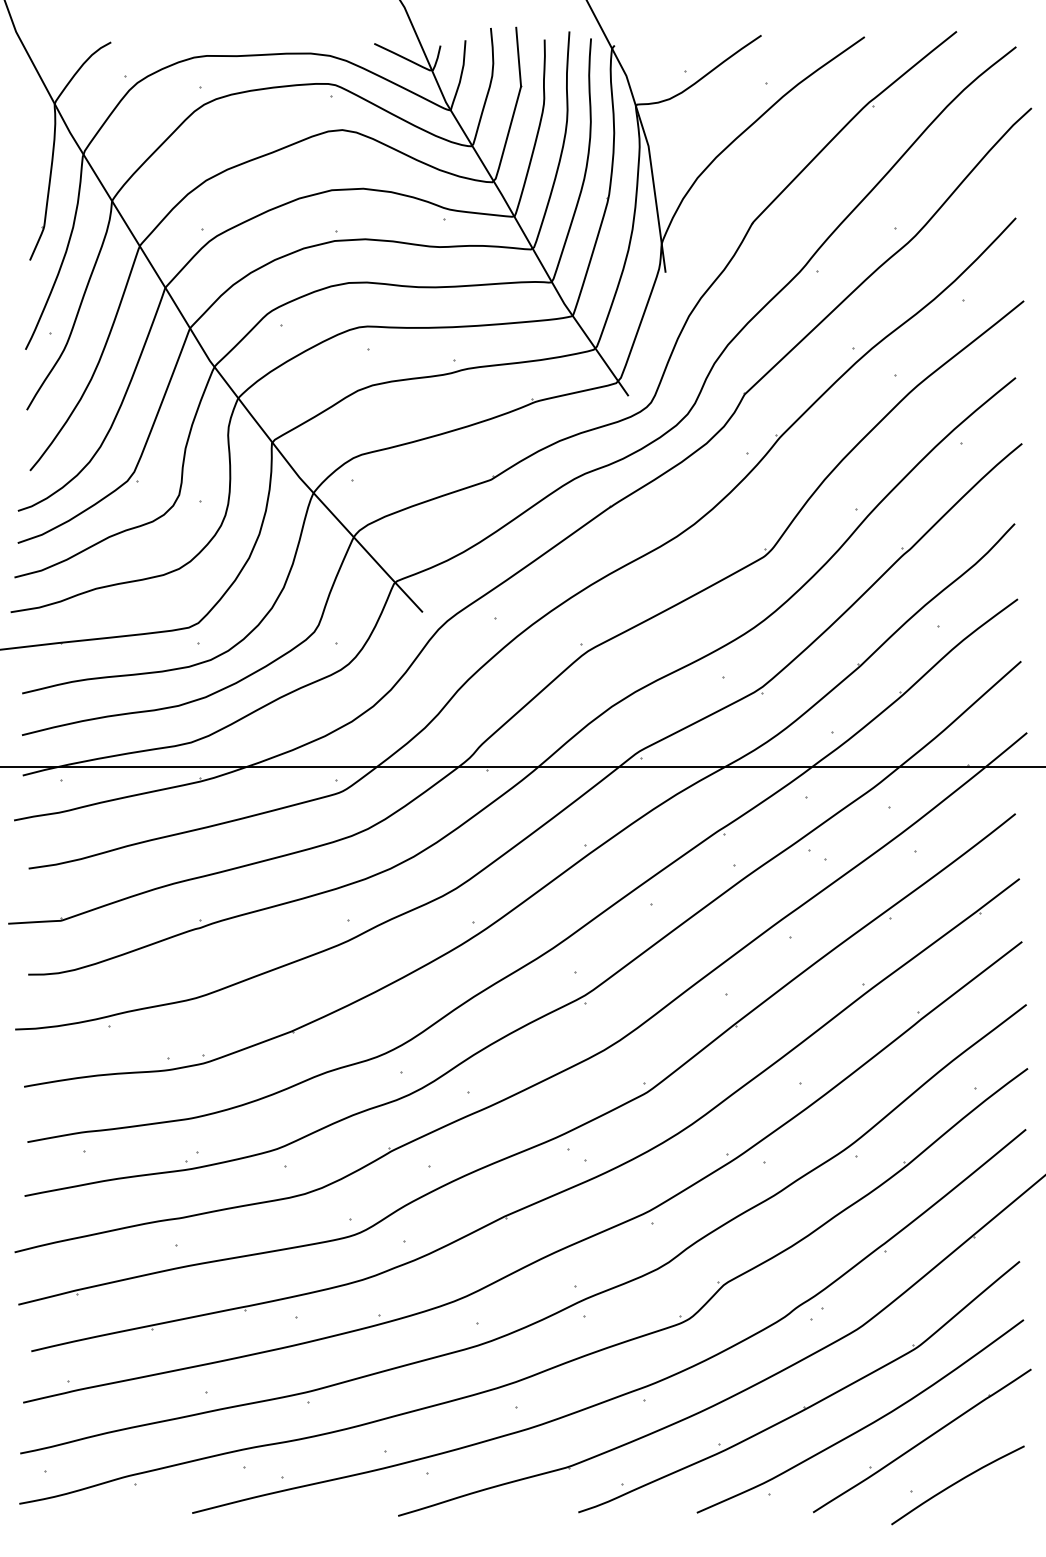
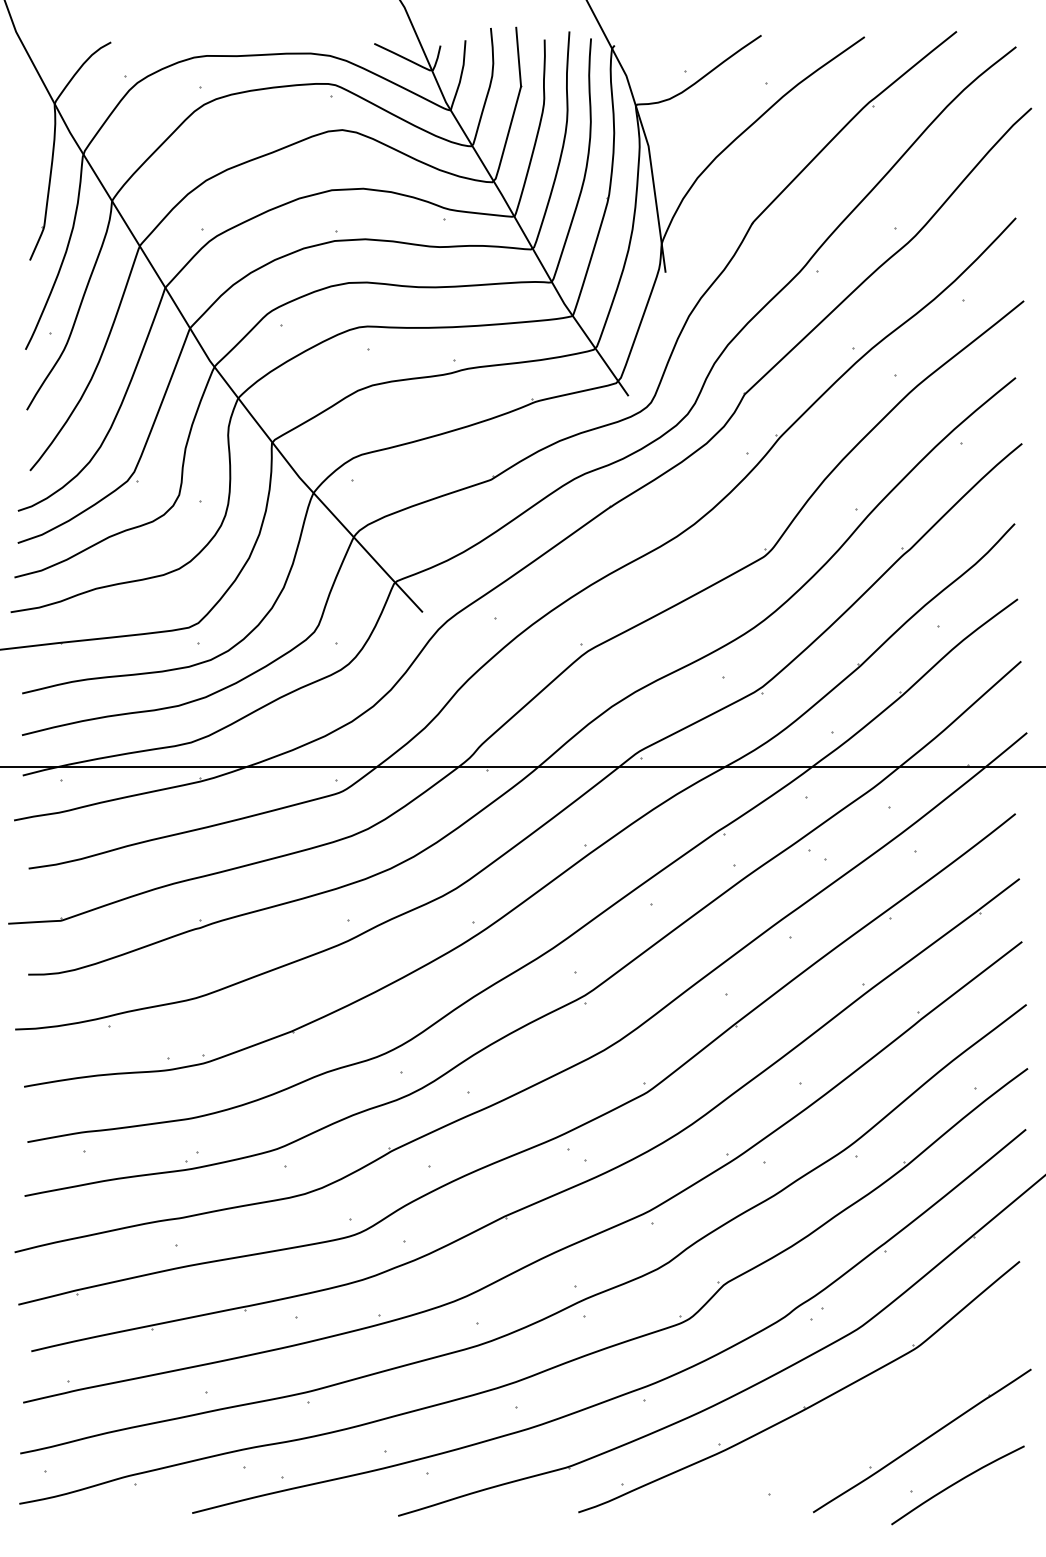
curve: present -> none (867, 1424)
